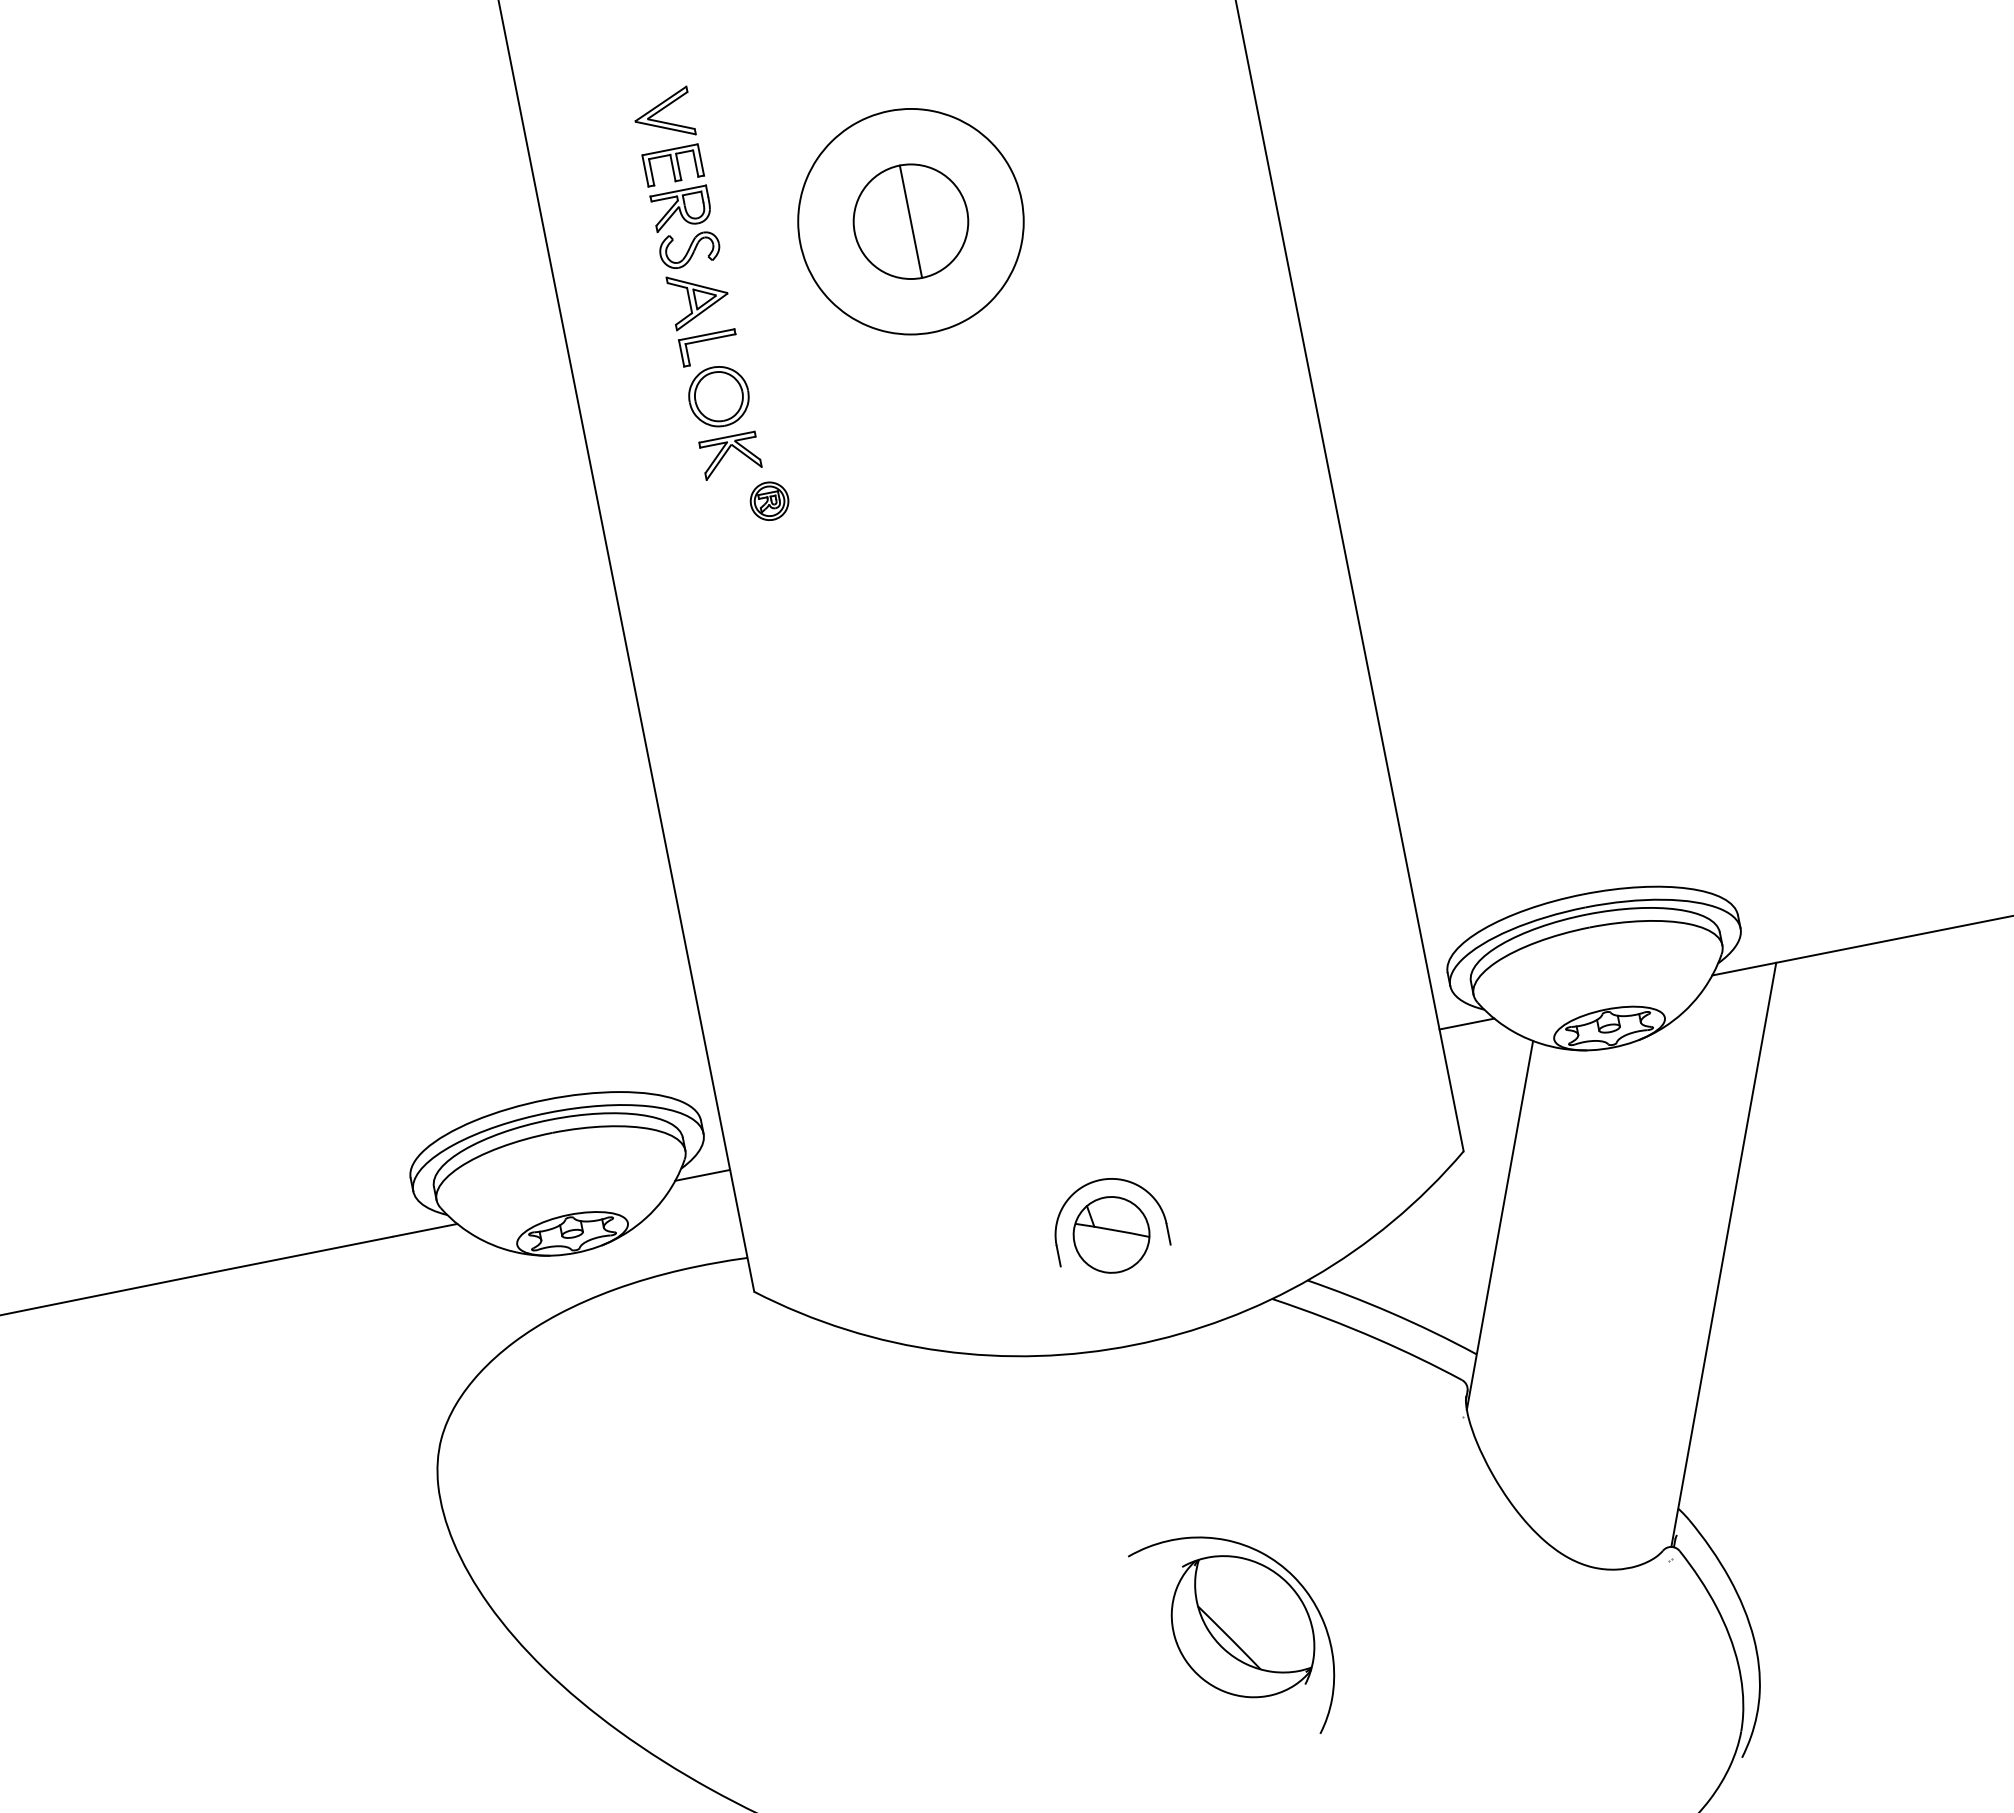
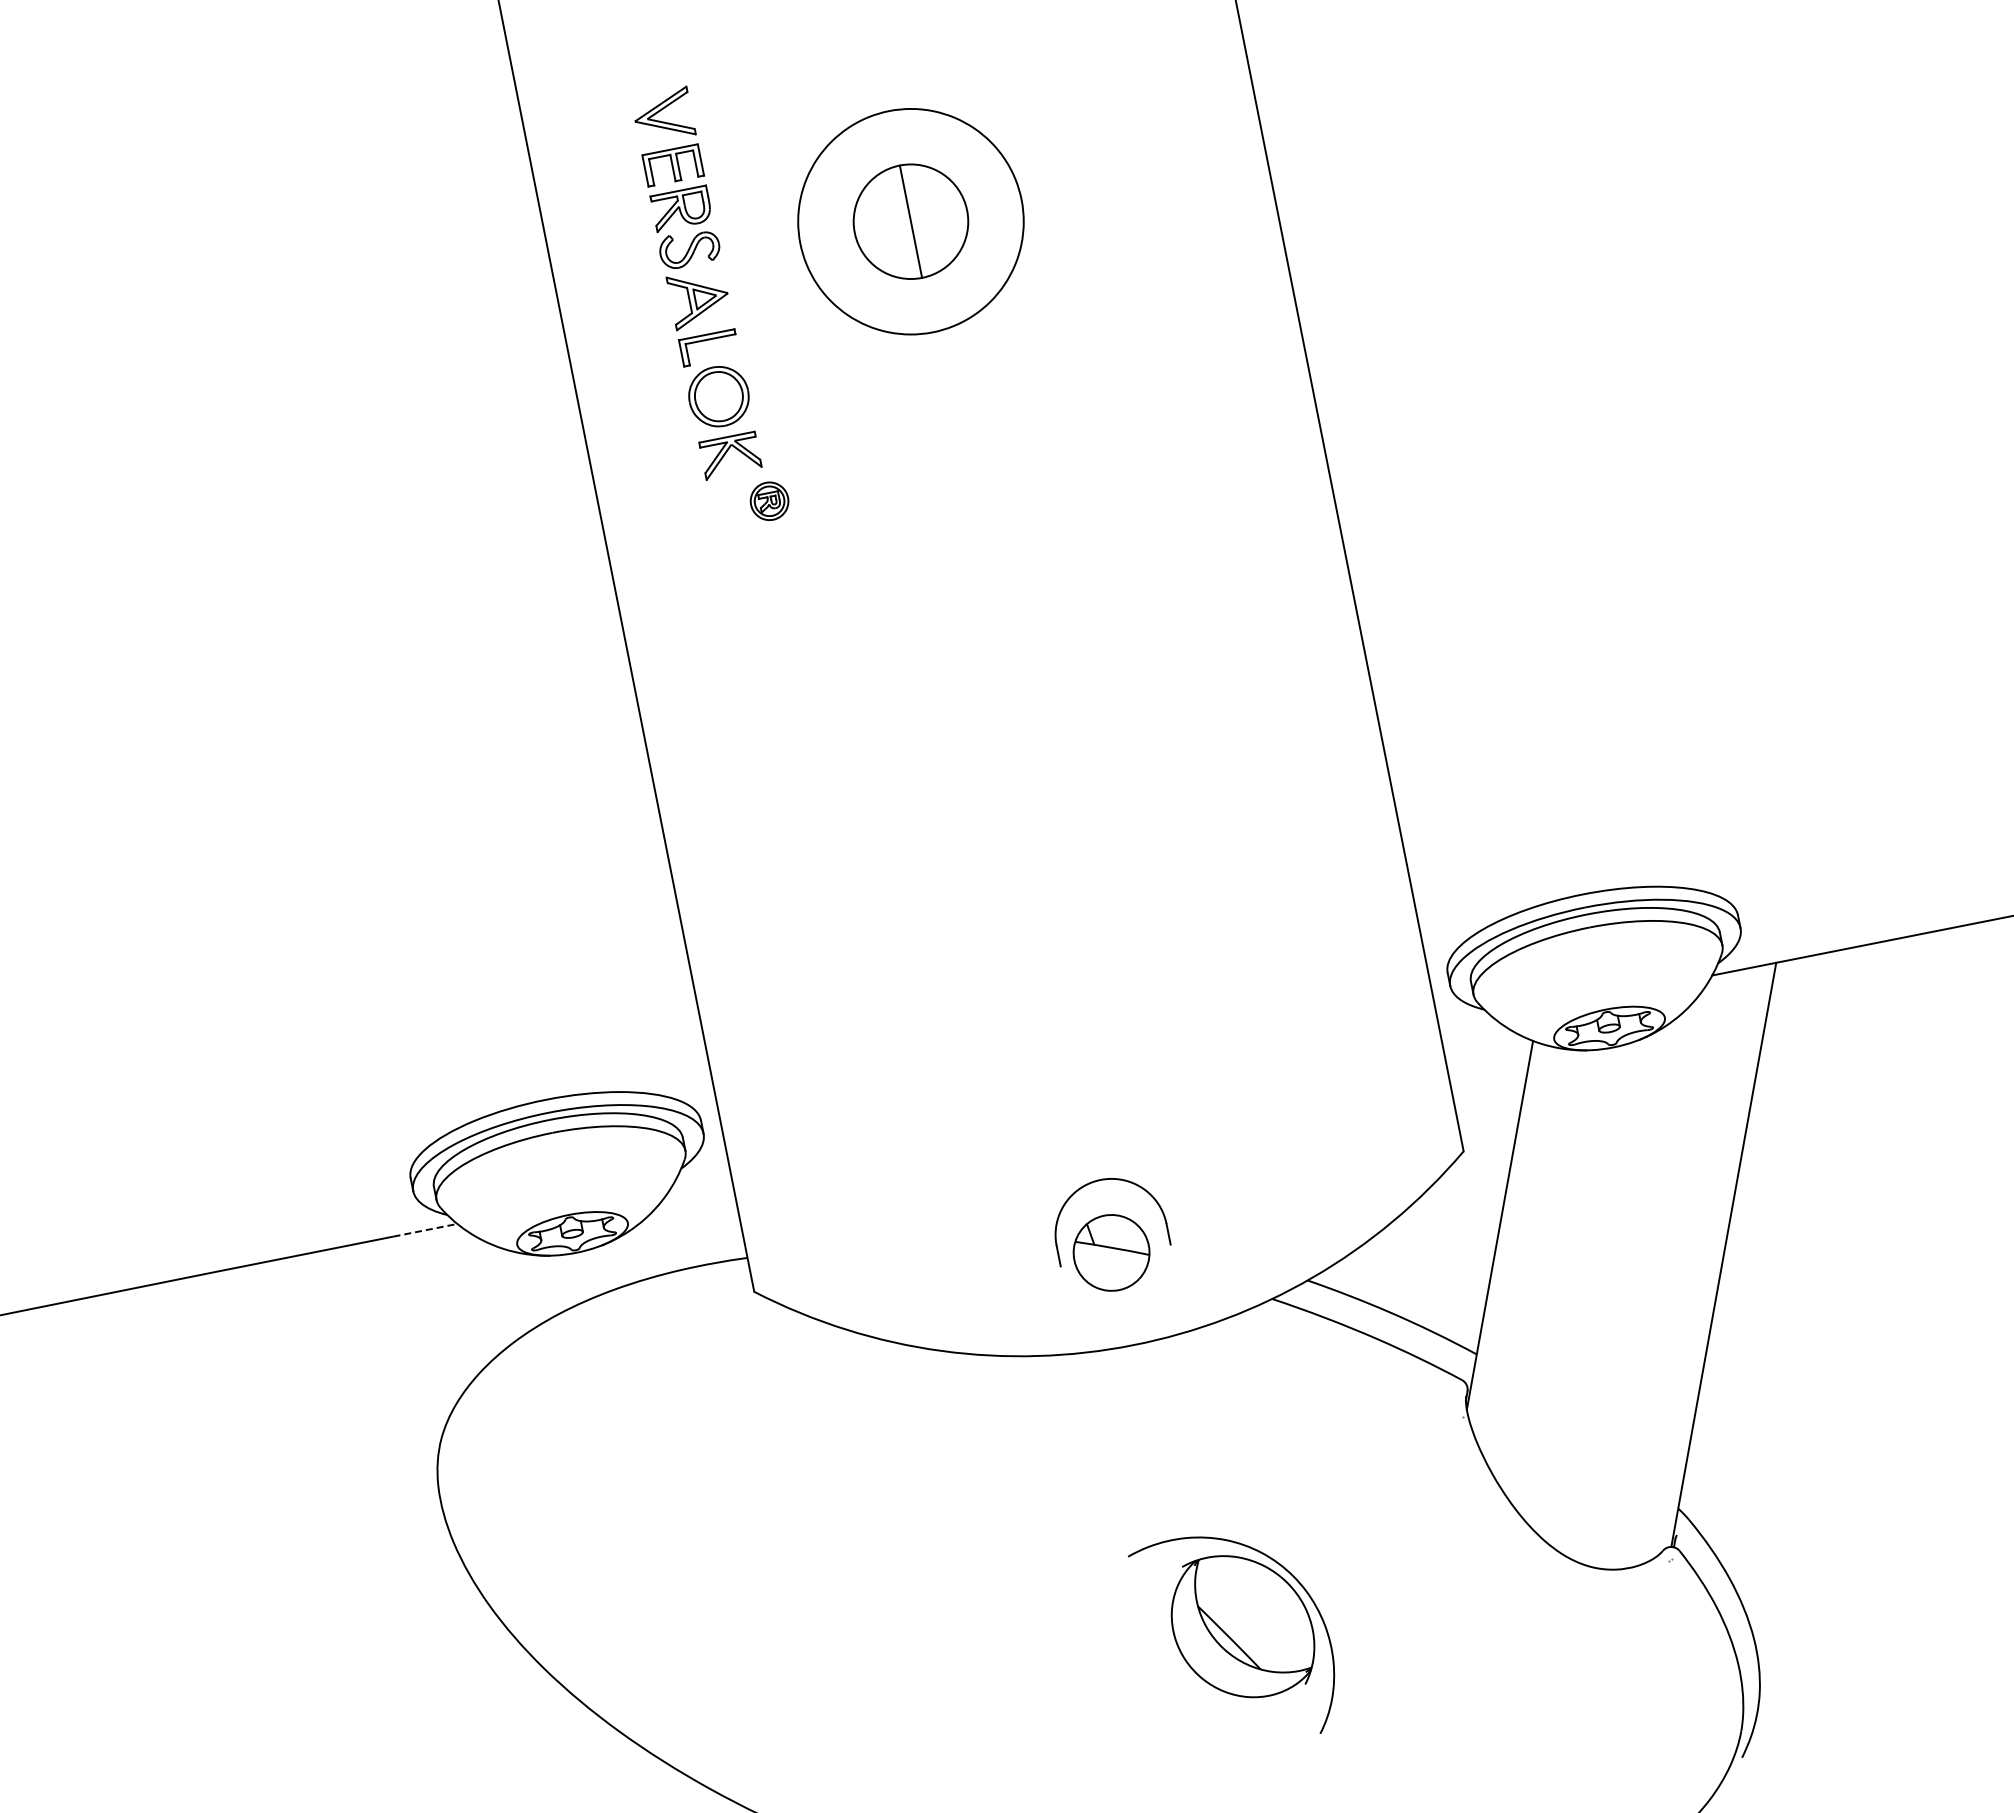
line: present -> none (1466, 1023)
line: present -> none (702, 1174)
line: solid -> dashed (425, 1230)
part position: (1111, 1234) -> (1111, 1252) (1111, 1252)
